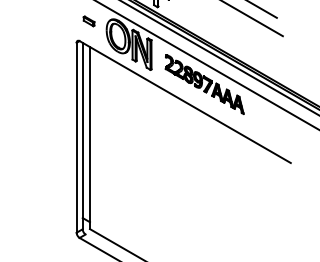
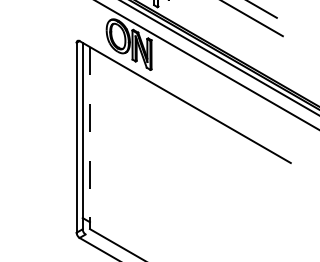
part: present -> none (88, 21)
part: present -> none (204, 84)
line: solid -> dashed (89, 138)
